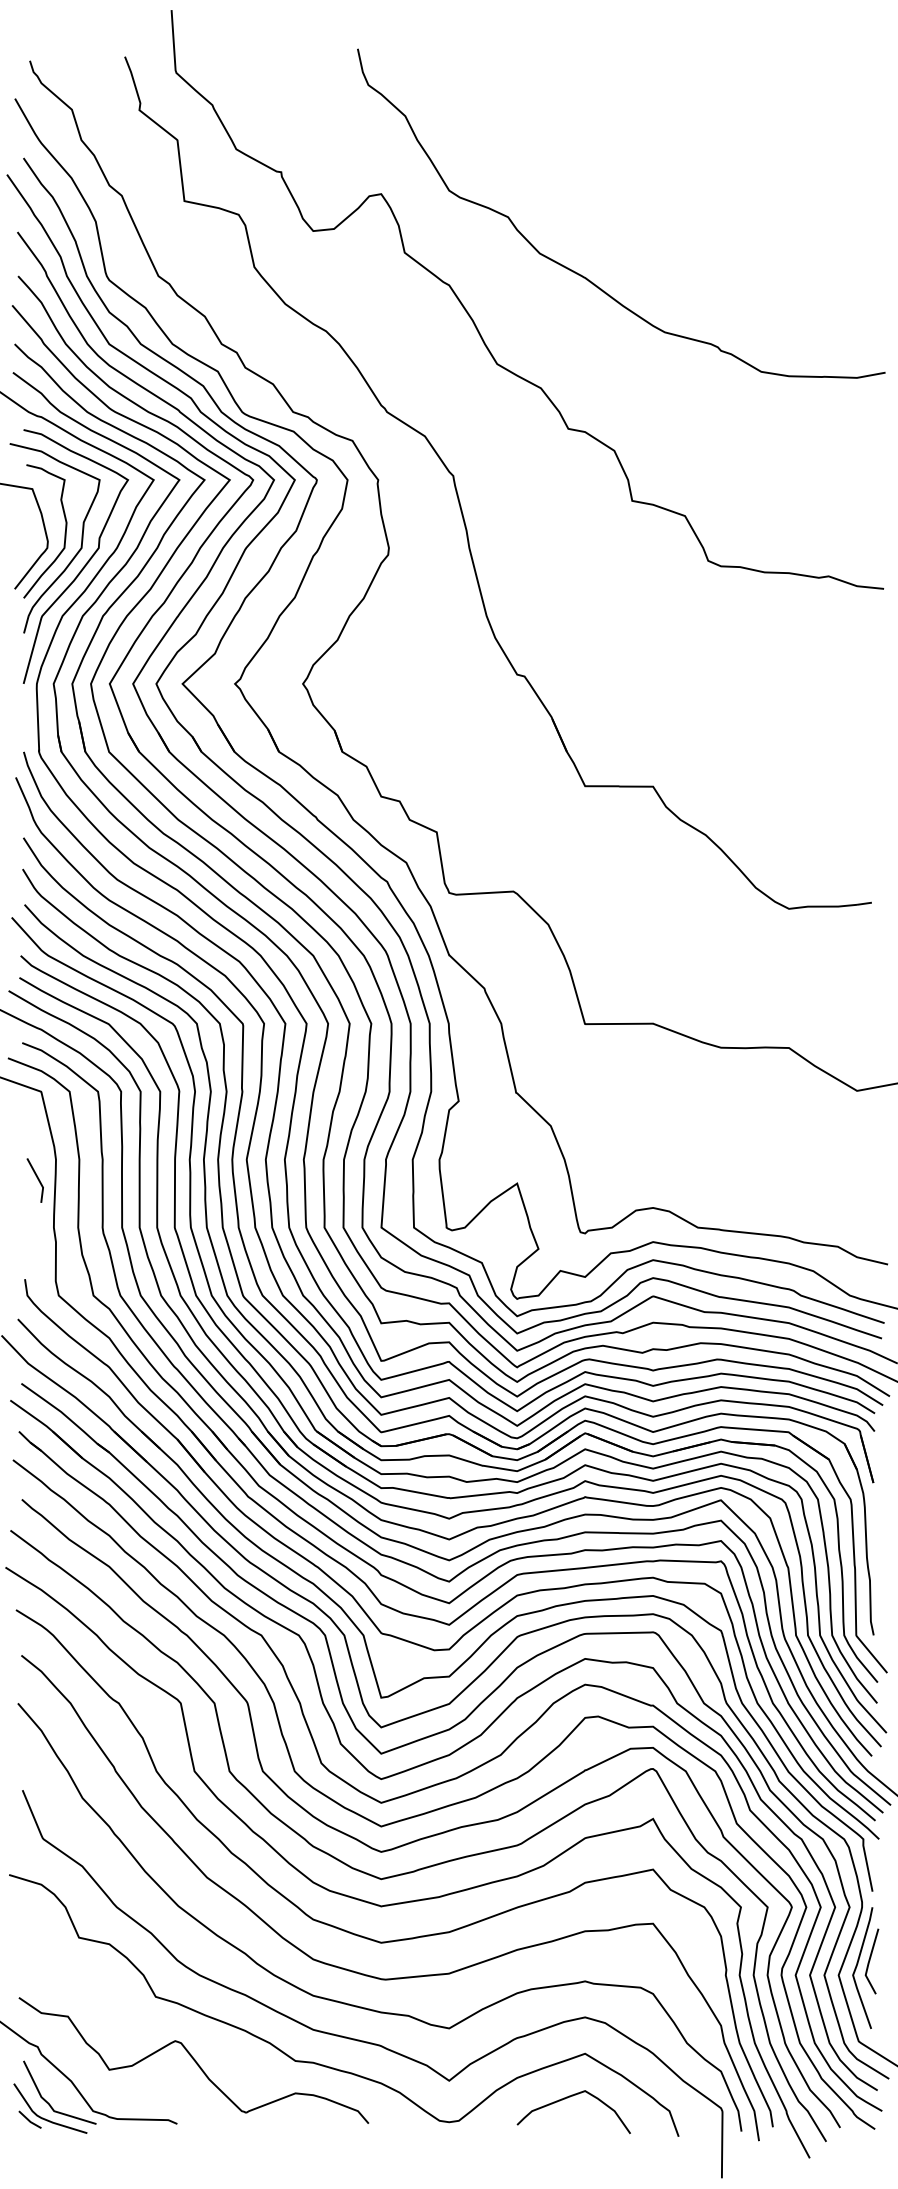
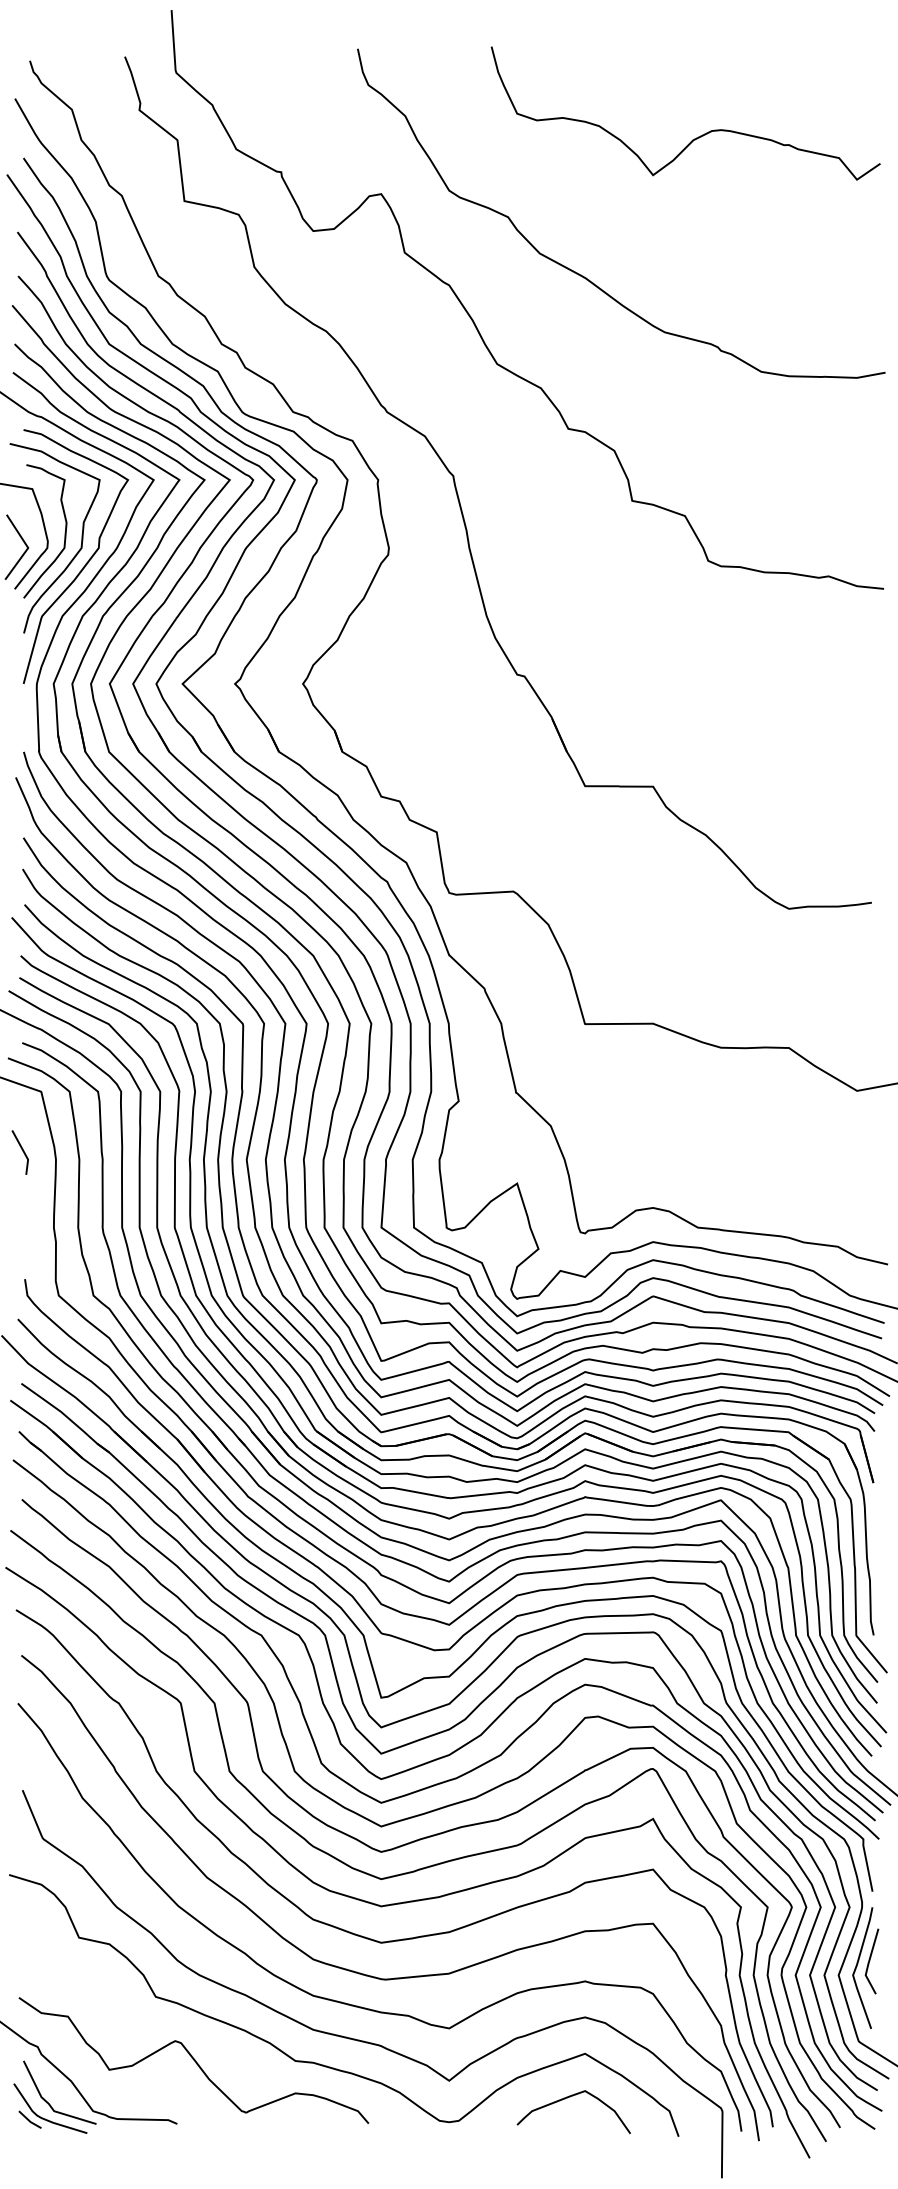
curve: none -> present (696, 137)
line: none -> present (22, 541)
line position: (37, 1179) -> (22, 1151) (22, 1151)
